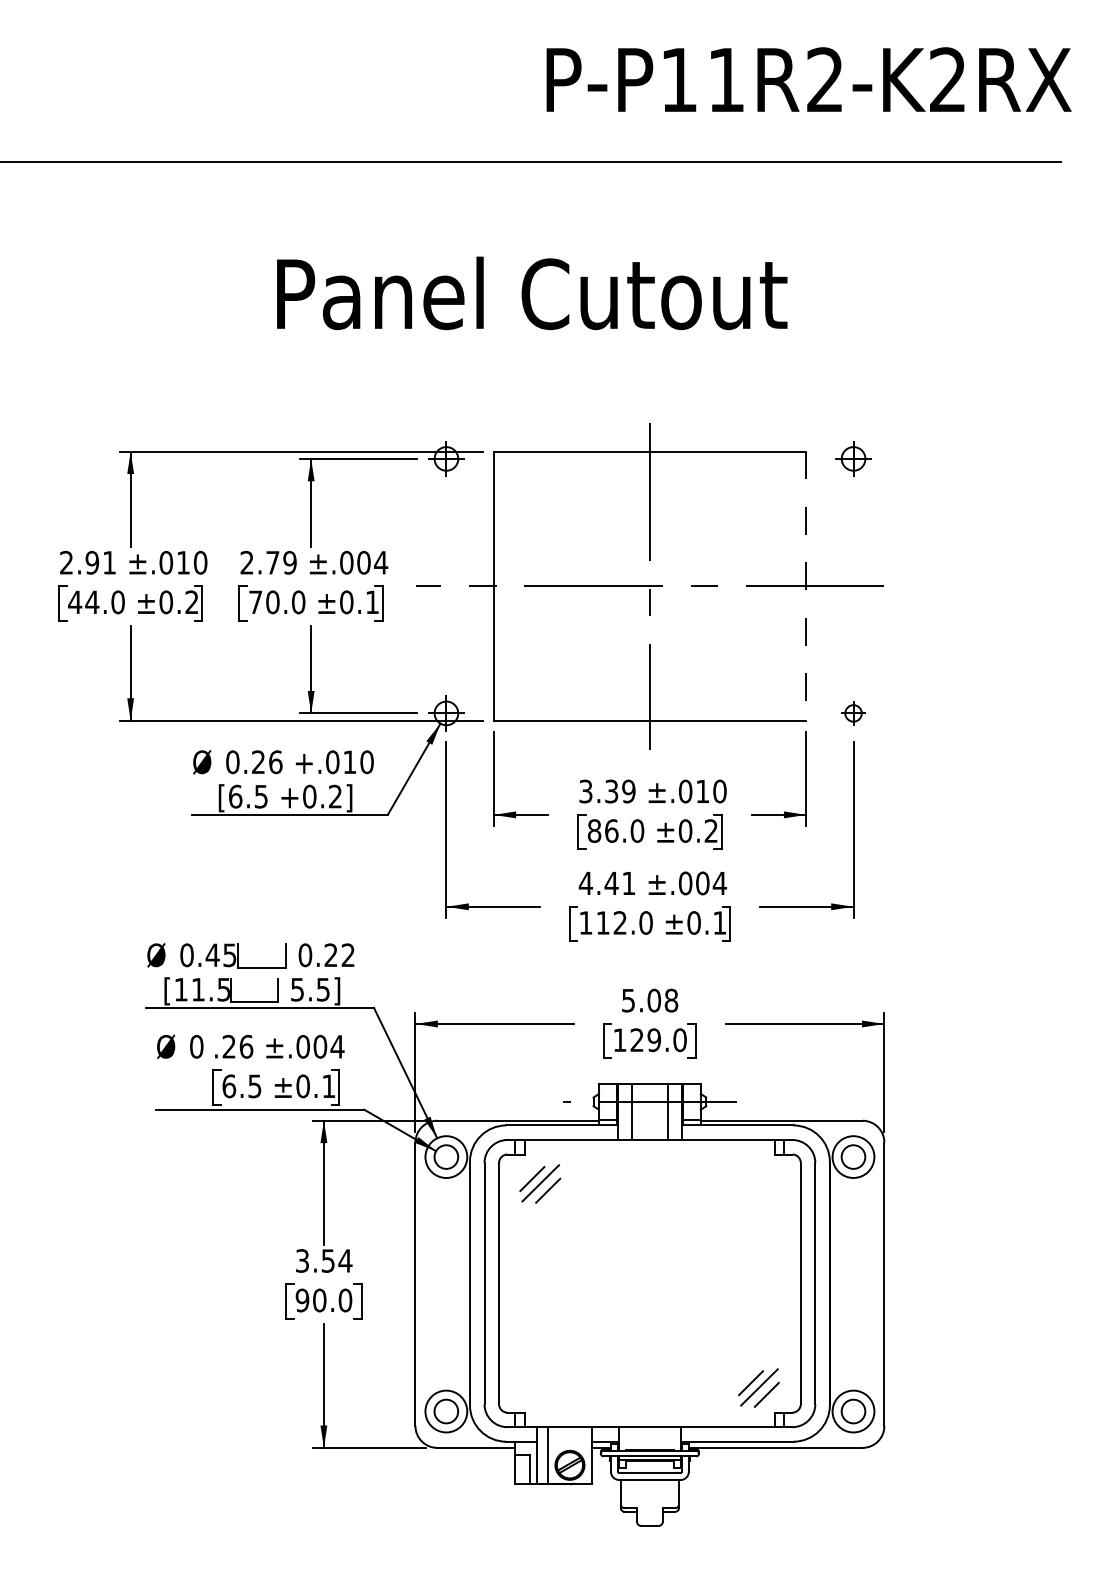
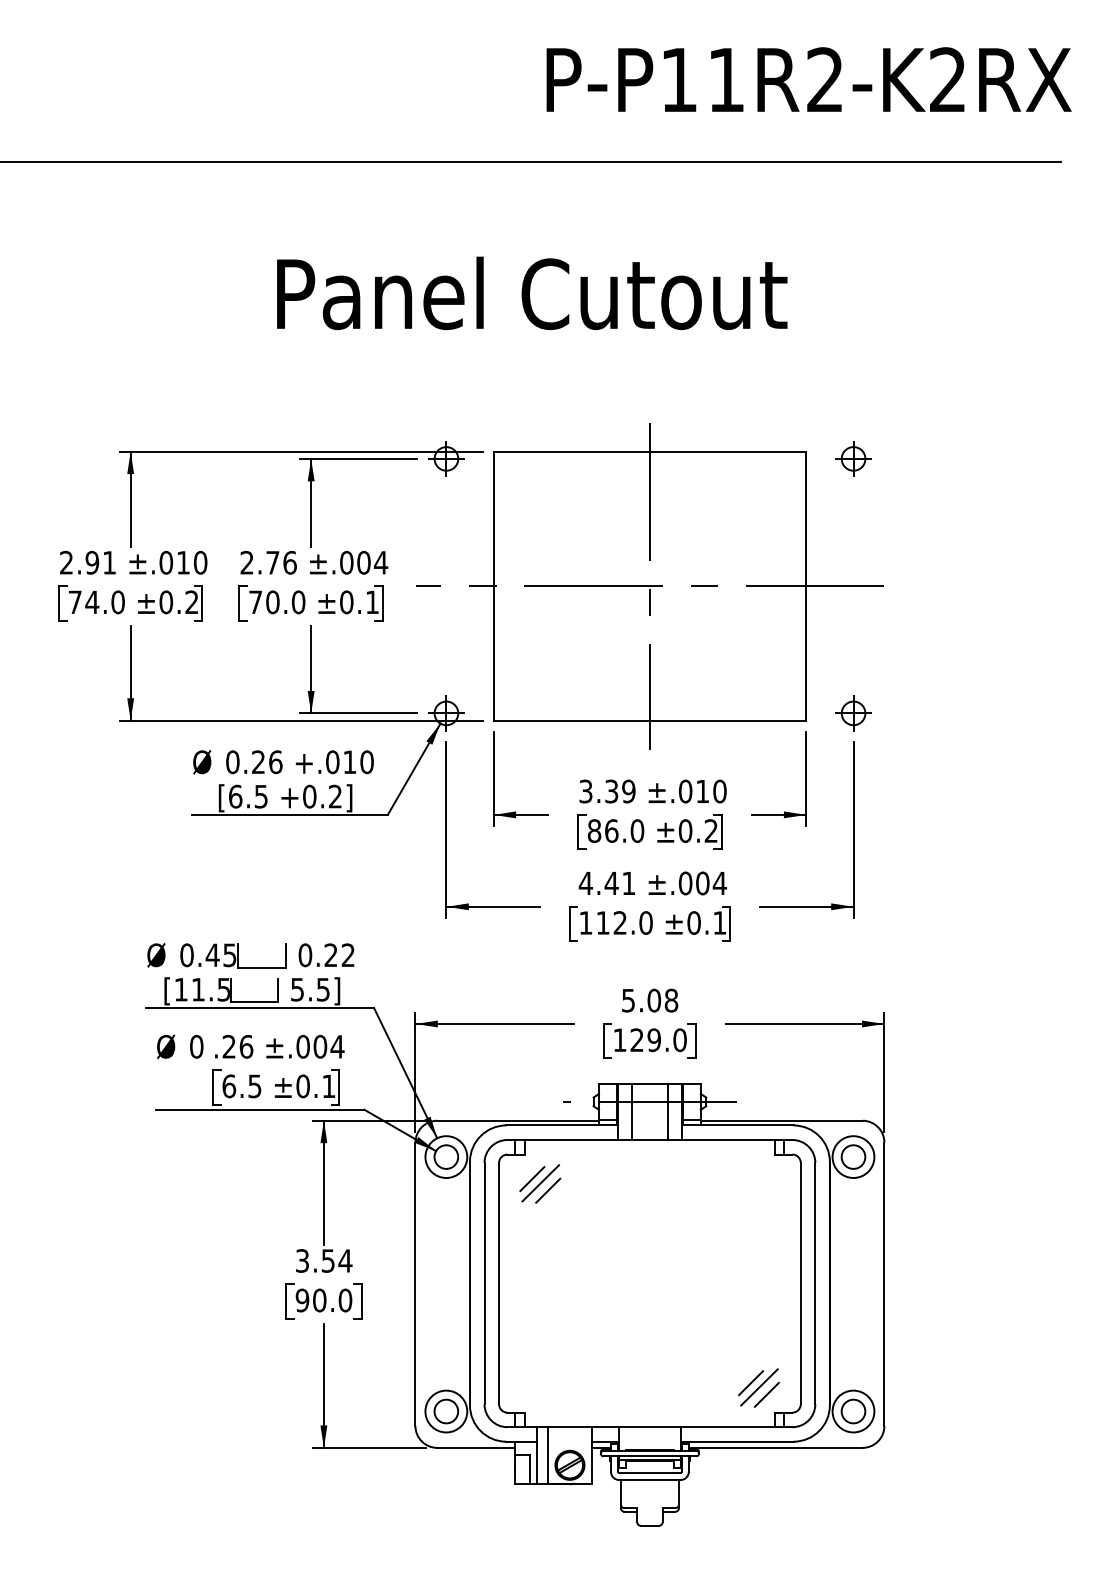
text: 2.79 -> 2.76 (289, 562)
line: dashed -> solid (806, 586)
text: 44.0 -> 74.0 (75, 601)
part size: 25x25 px -> 37x37 px (853, 713)
